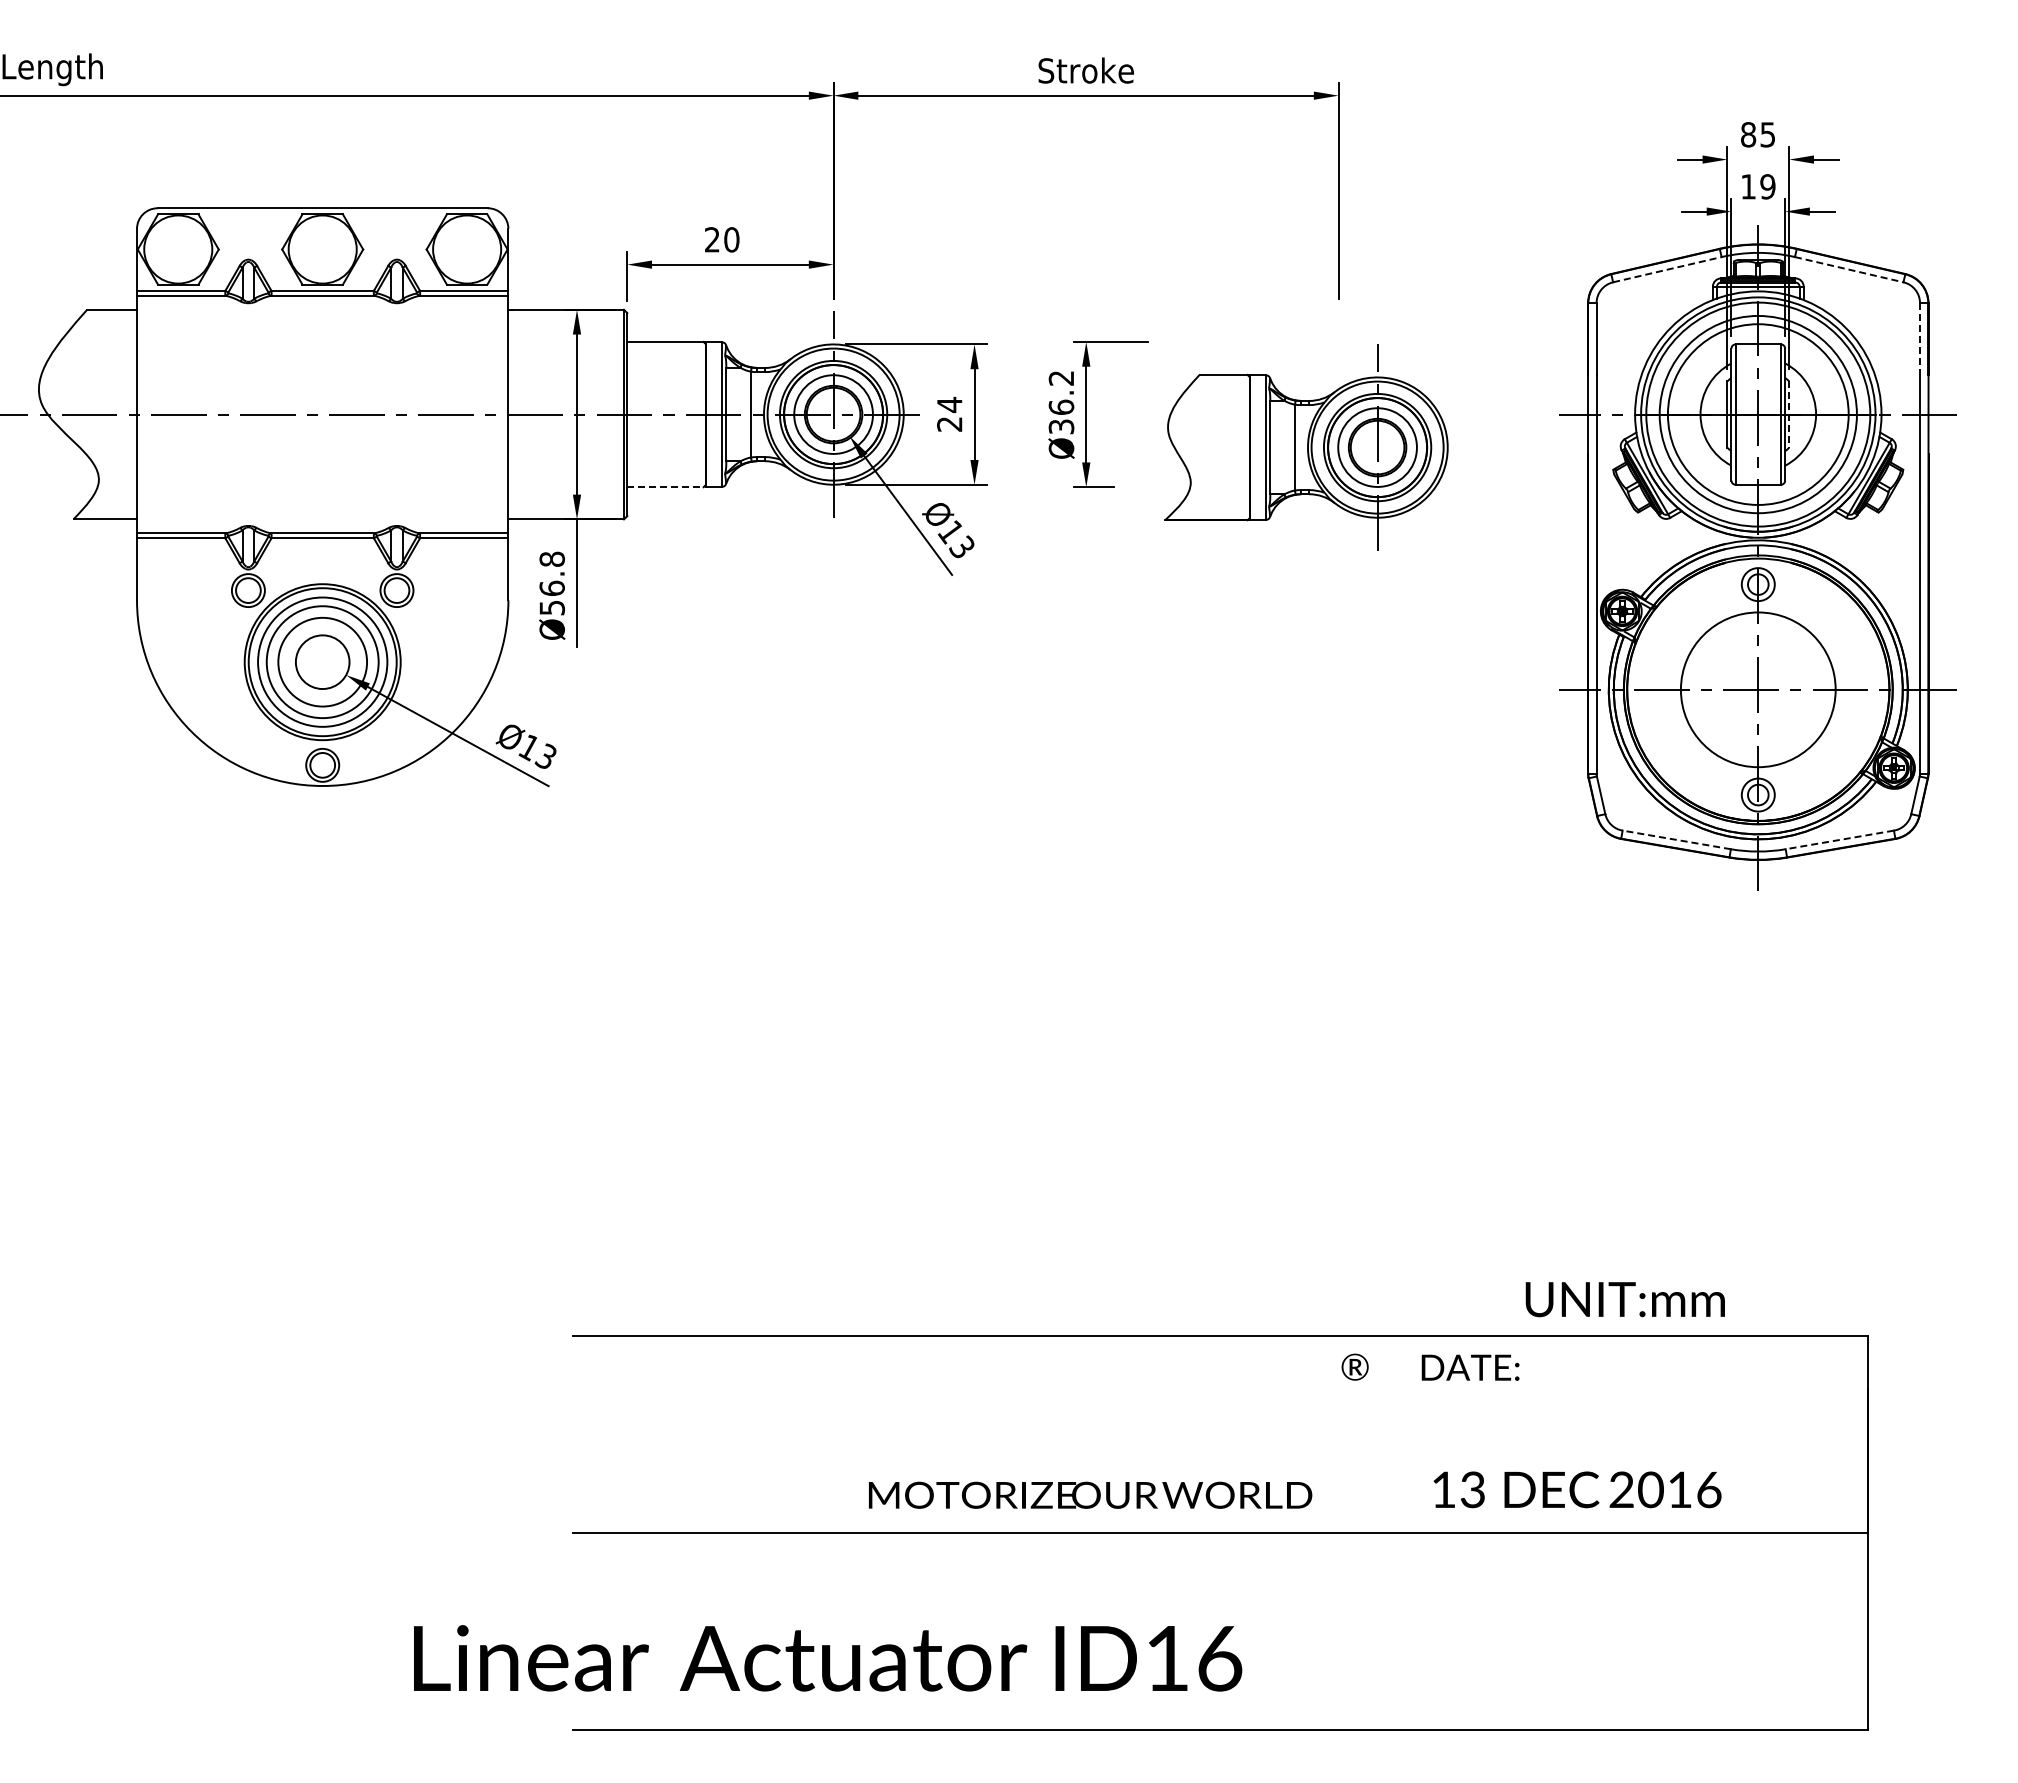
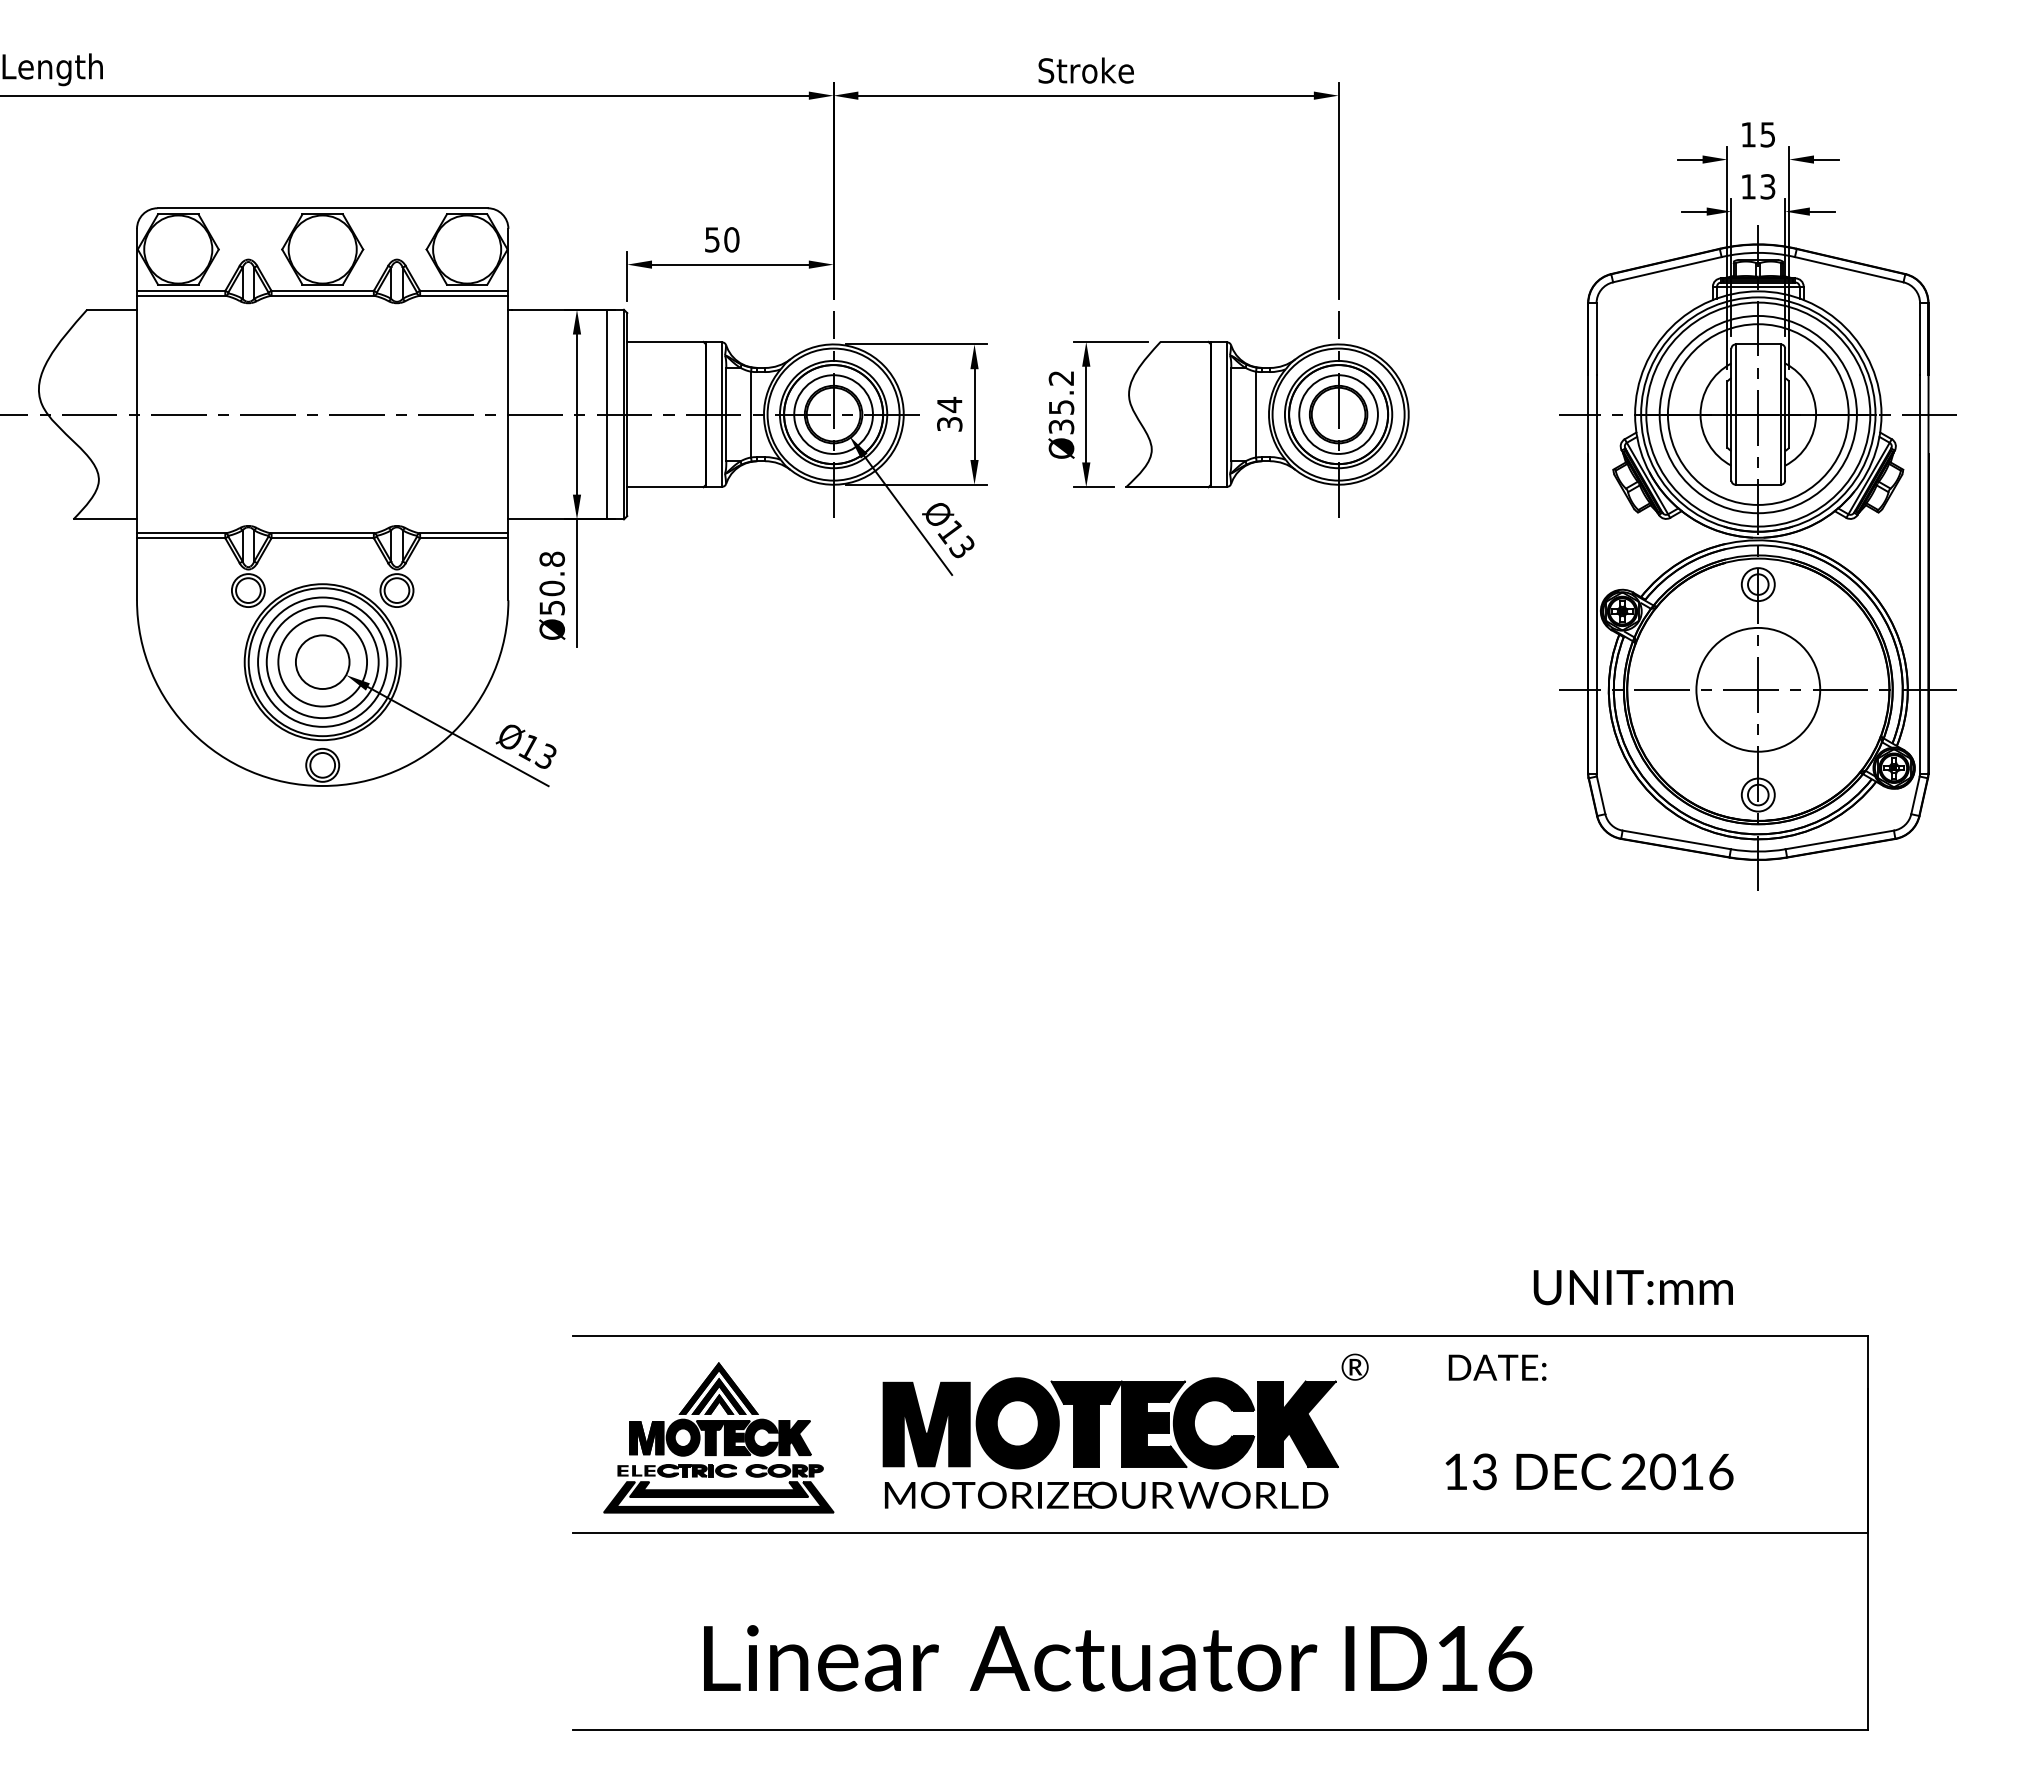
text: 85 -> 15 (1748, 134)
text: 19 -> 13 (1767, 186)
text: 20 -> 50 (712, 239)
line: dashed -> solid (1667, 269)
line: dashed -> solid (1849, 269)
line: dashed -> solid (1920, 339)
text: 36.2 -> 35.2 (1061, 406)
line: none -> present (606, 414)
line: dashed -> solid (1789, 415)
text: 24 -> 34 (949, 424)
part position: (1306, 447) -> (1267, 414) (1267, 414)
line: dashed -> solid (665, 487)
text: 56.8 -> 50.8 (551, 588)
circle diameter: 155 px -> 124 px (1758, 689)
line: dashed -> solid (1676, 839)
line: dashed -> solid (1839, 839)
text position: (1624, 1299) -> (1632, 1287) (1632, 1287)
text position: (1470, 1367) -> (1497, 1367) (1497, 1367)
part: none -> present (1099, 1423)
part: none -> present (718, 1437)
text position: (1577, 1489) -> (1589, 1471) (1589, 1471)
text position: (1090, 1494) -> (1106, 1494) (1106, 1494)
text position: (828, 1658) -> (1118, 1658) (1118, 1658)
